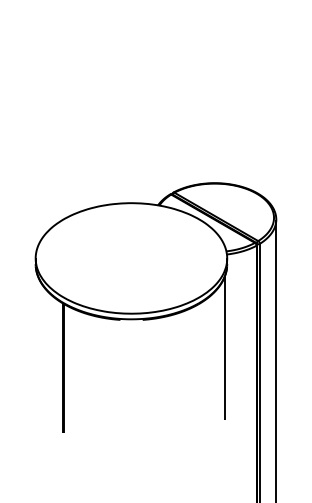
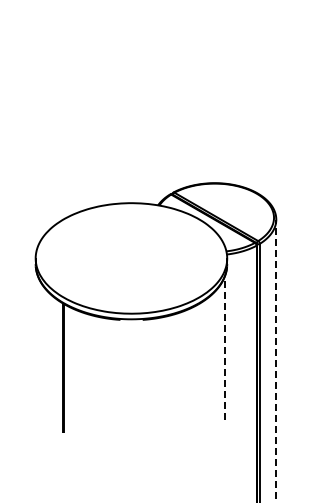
line: solid -> dashed (224, 348)
line: solid -> dashed (276, 360)
